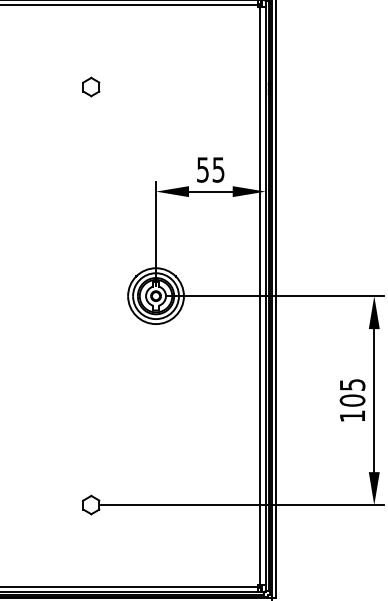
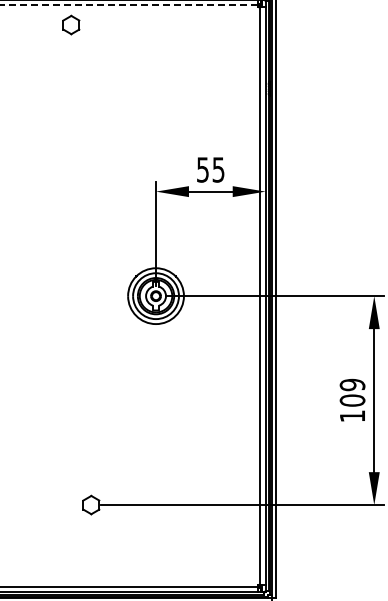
line: solid -> dashed (129, 5)
part position: (91, 86) -> (71, 24) (71, 24)
text: 105 -> 109 (352, 384)
